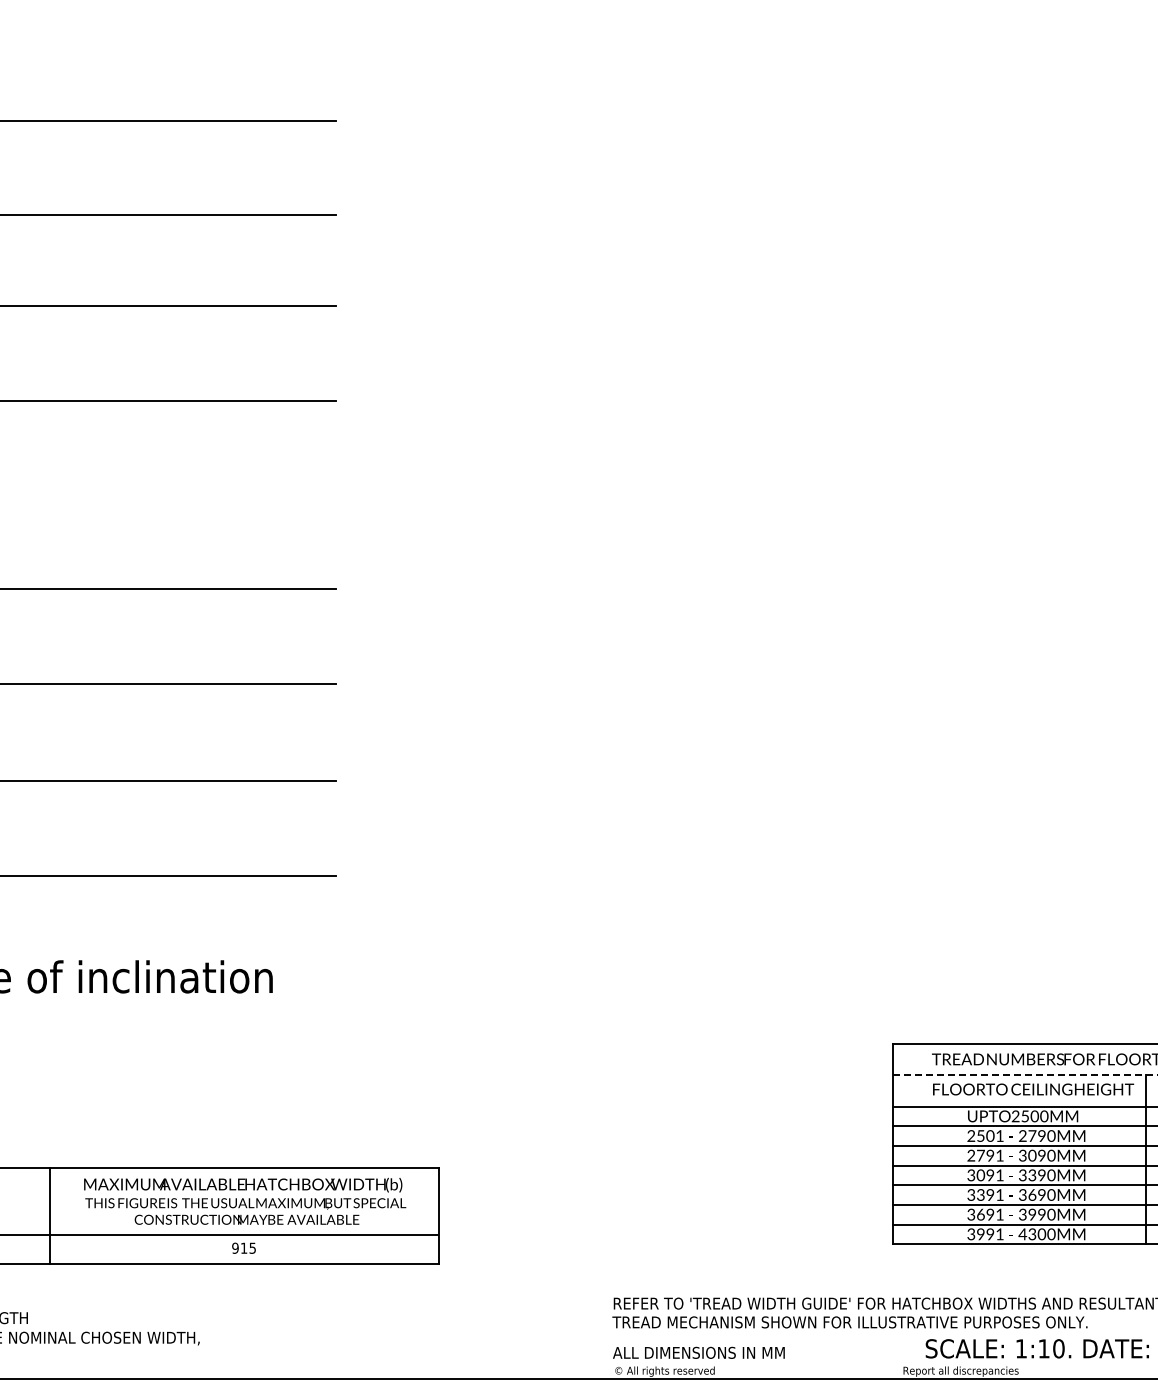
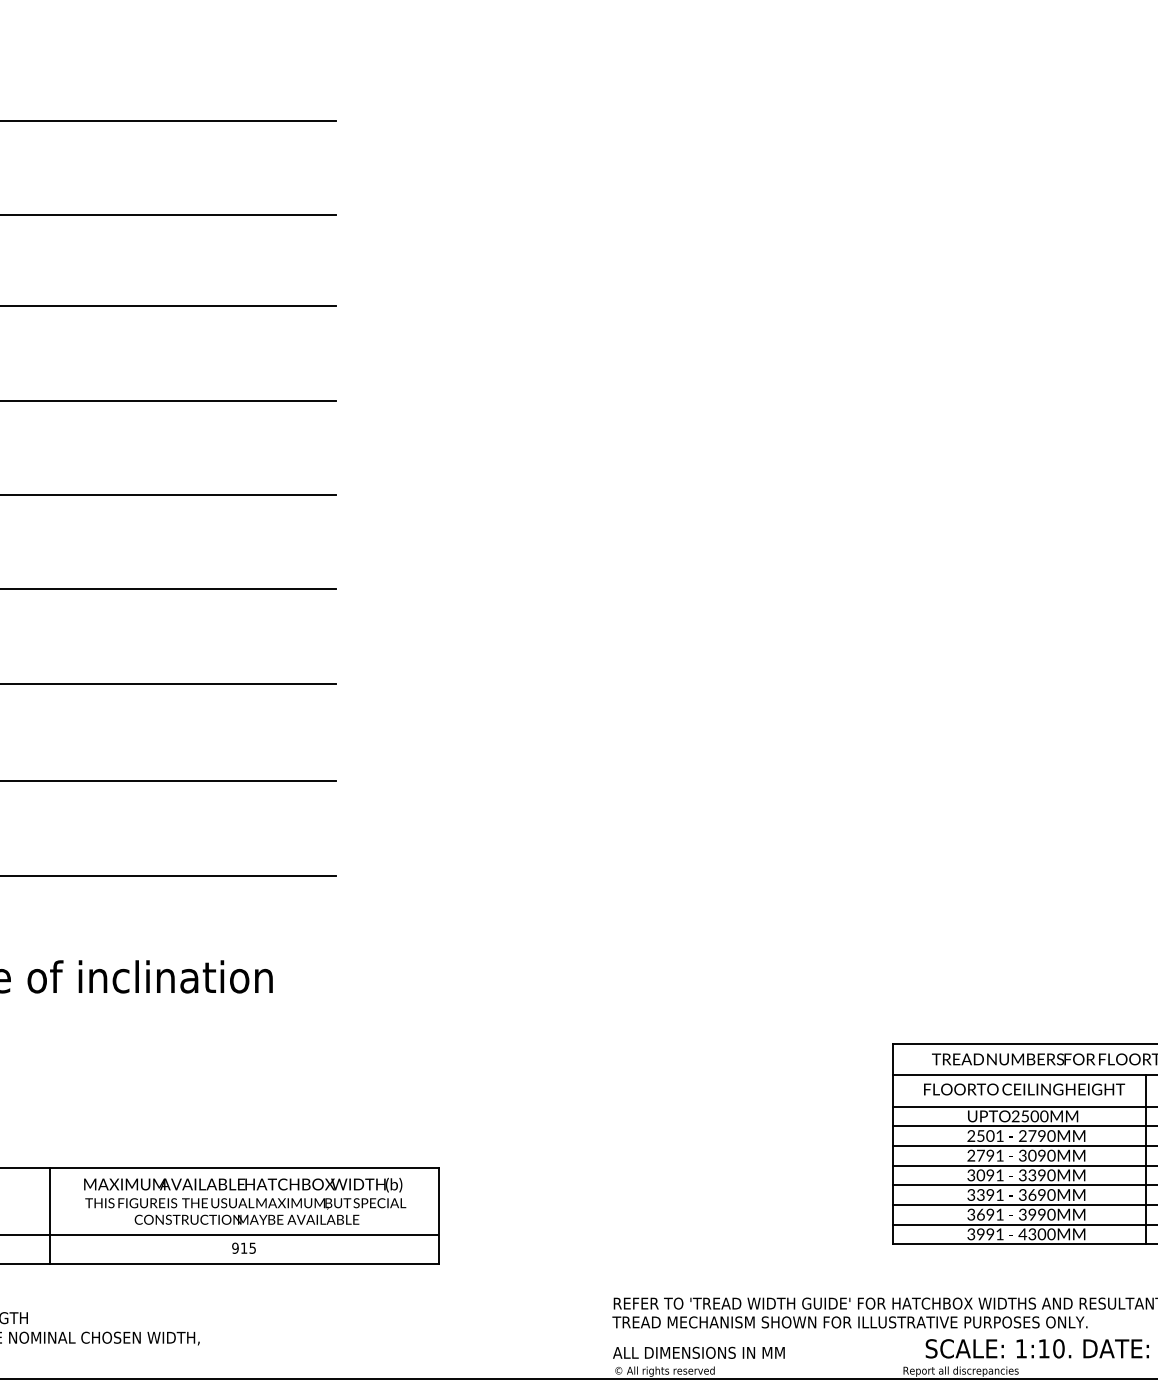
line: none -> present (169, 495)
line: dashed -> solid (1025, 1075)
text position: (1033, 1089) -> (1024, 1089) (1024, 1089)
